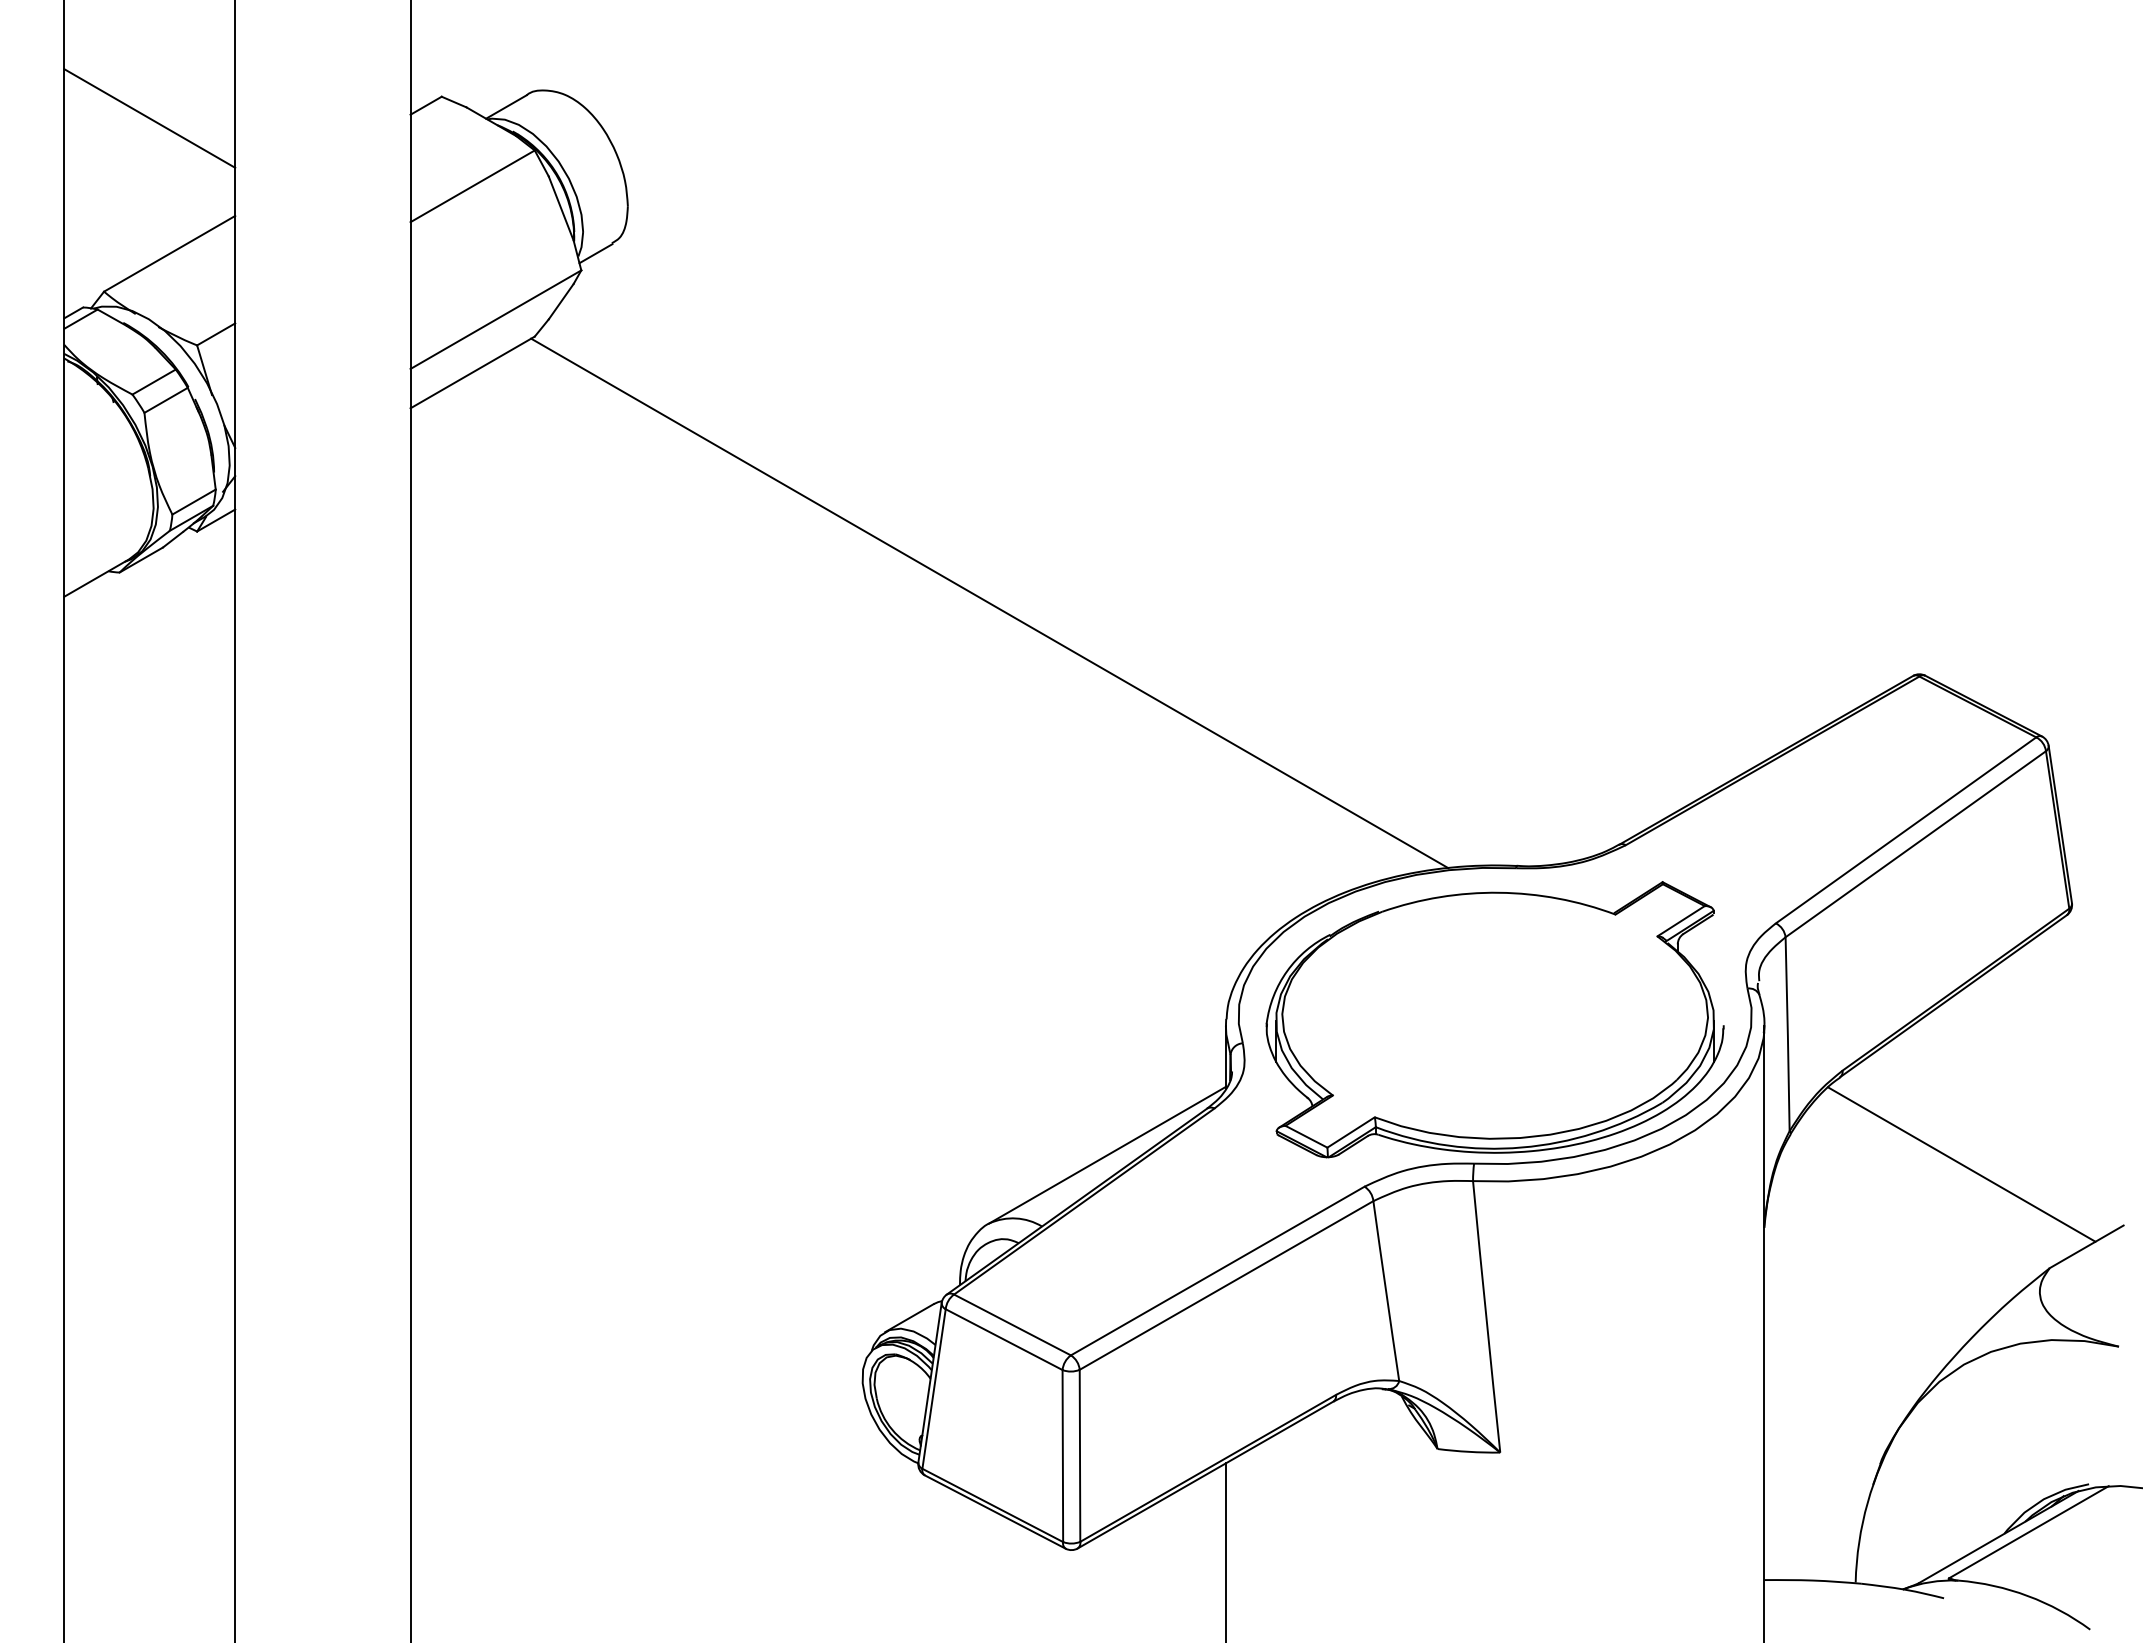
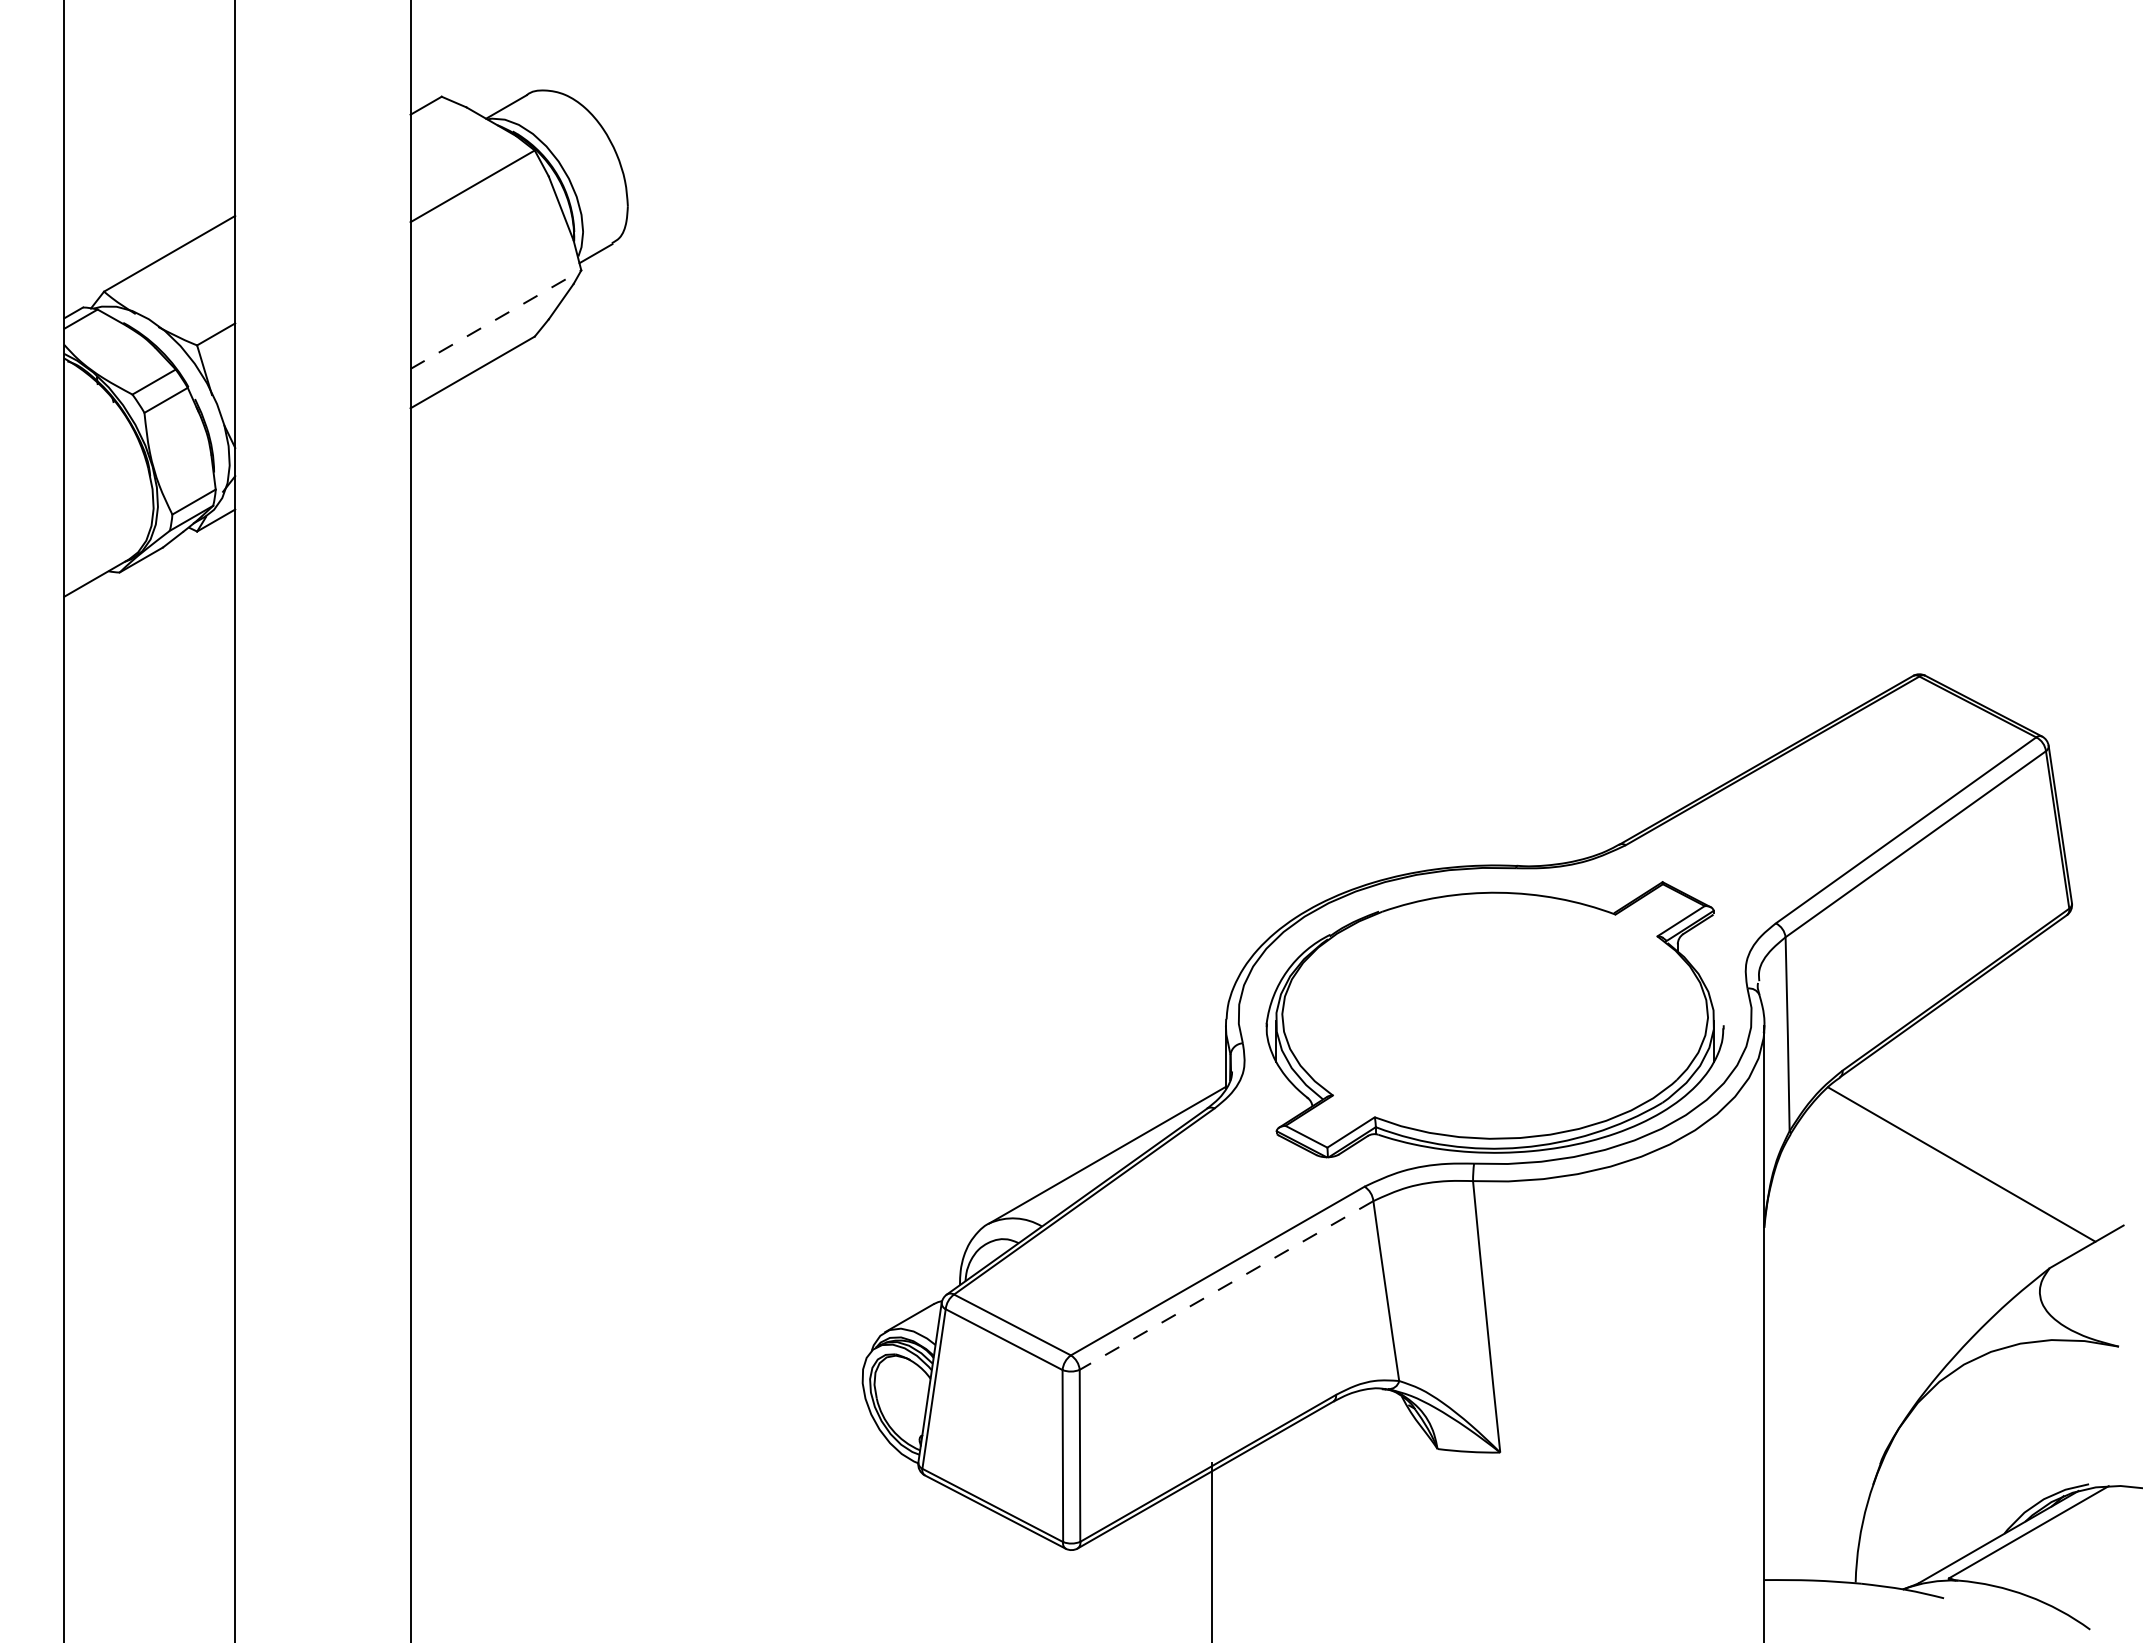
line: present -> none (149, 118)
line: solid -> dashed (495, 319)
line: present -> none (989, 603)
line: solid -> dashed (1226, 1285)
line position: (1225, 1551) -> (1211, 1551) (1211, 1551)
